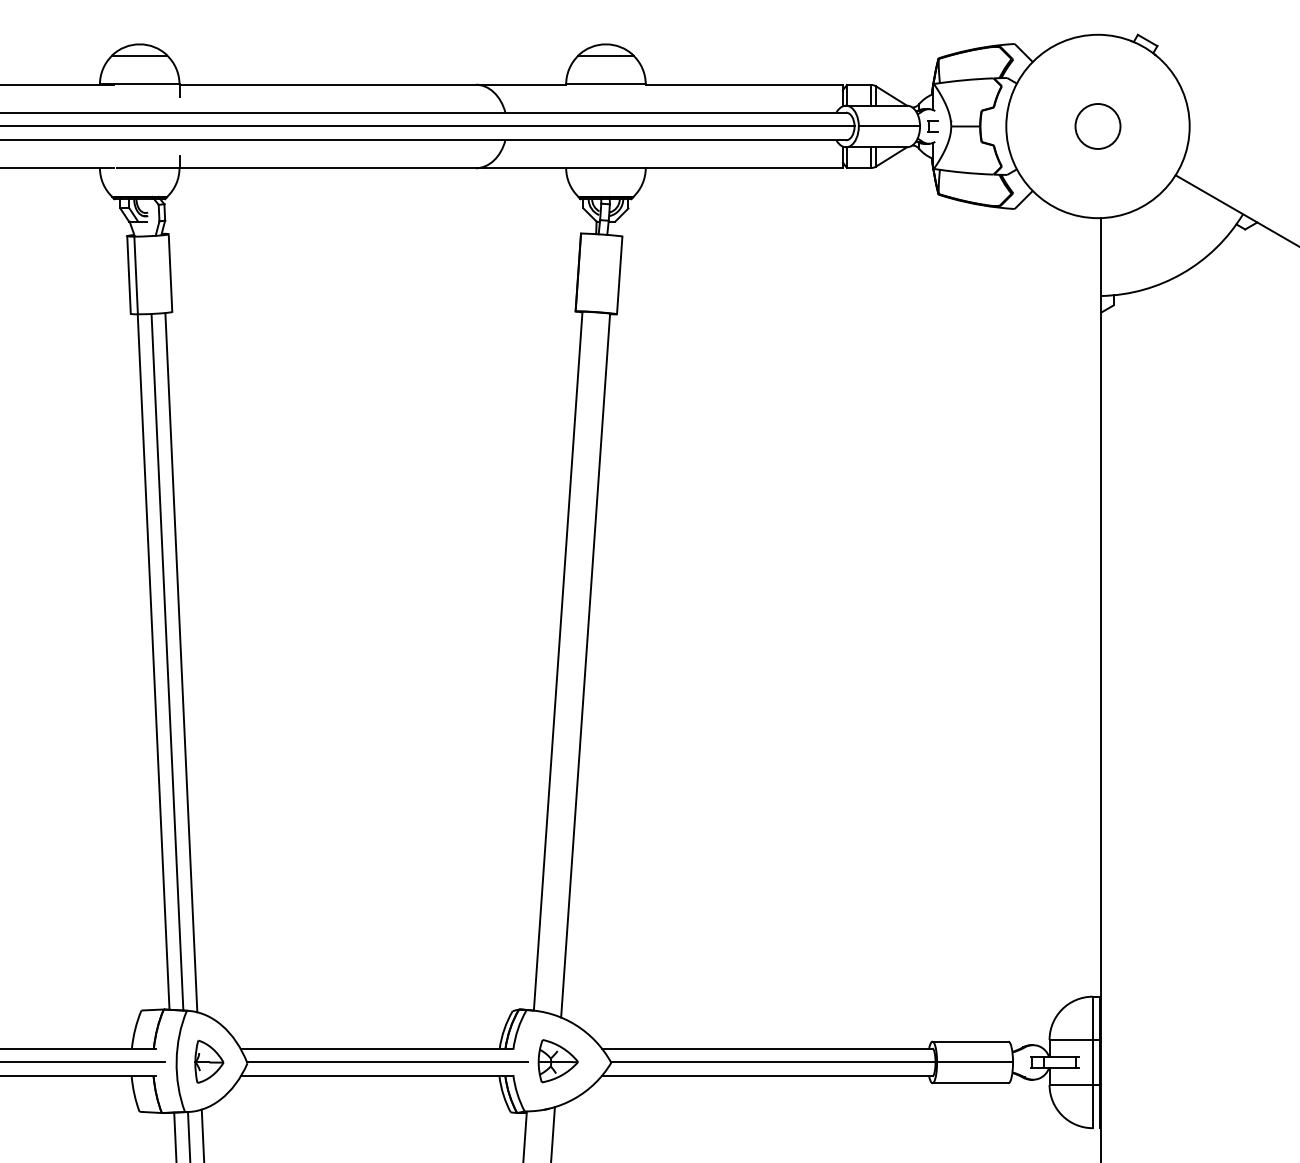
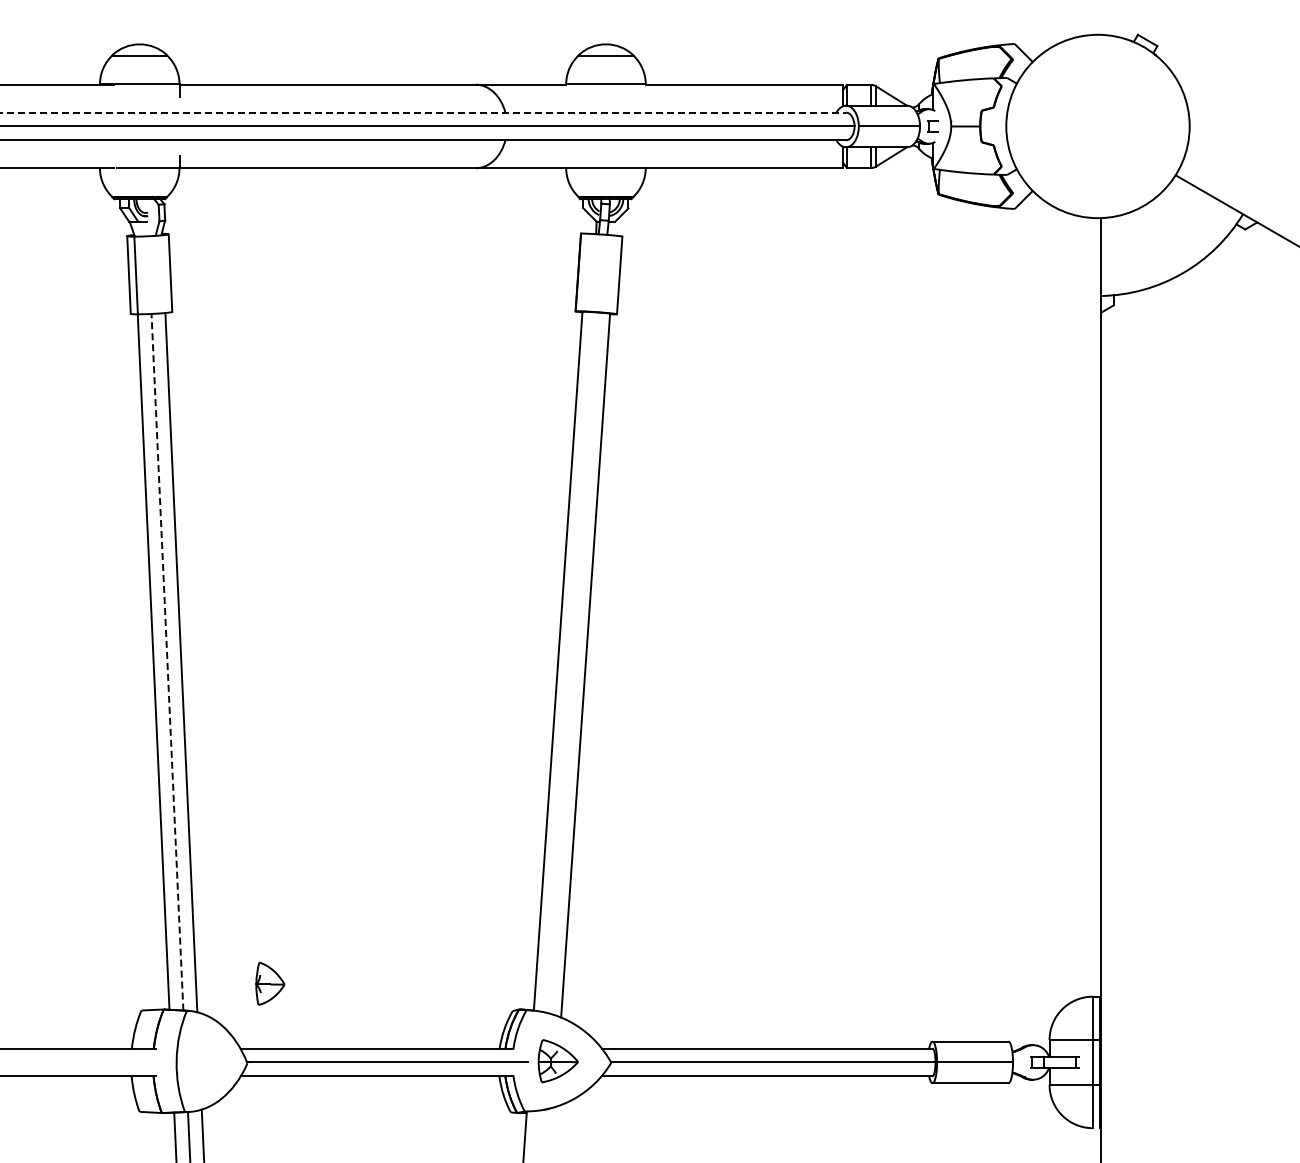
line: solid -> dashed (423, 112)
circle: present -> none (1097, 126)
line: solid -> dashed (167, 662)
part position: (209, 1061) -> (270, 983) (270, 983)
line: present -> none (83, 1062)
line: present -> none (552, 1133)
